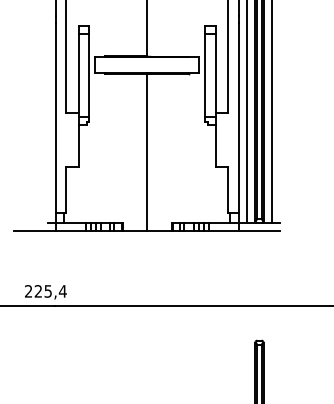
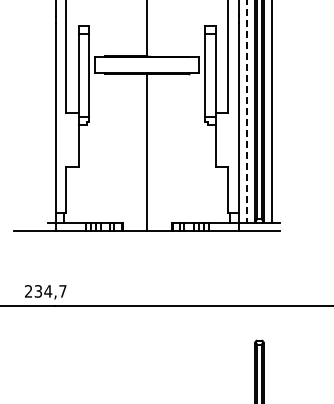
line: solid -> dashed (247, 112)
text: 225,4 -> 234,7 (50, 291)
